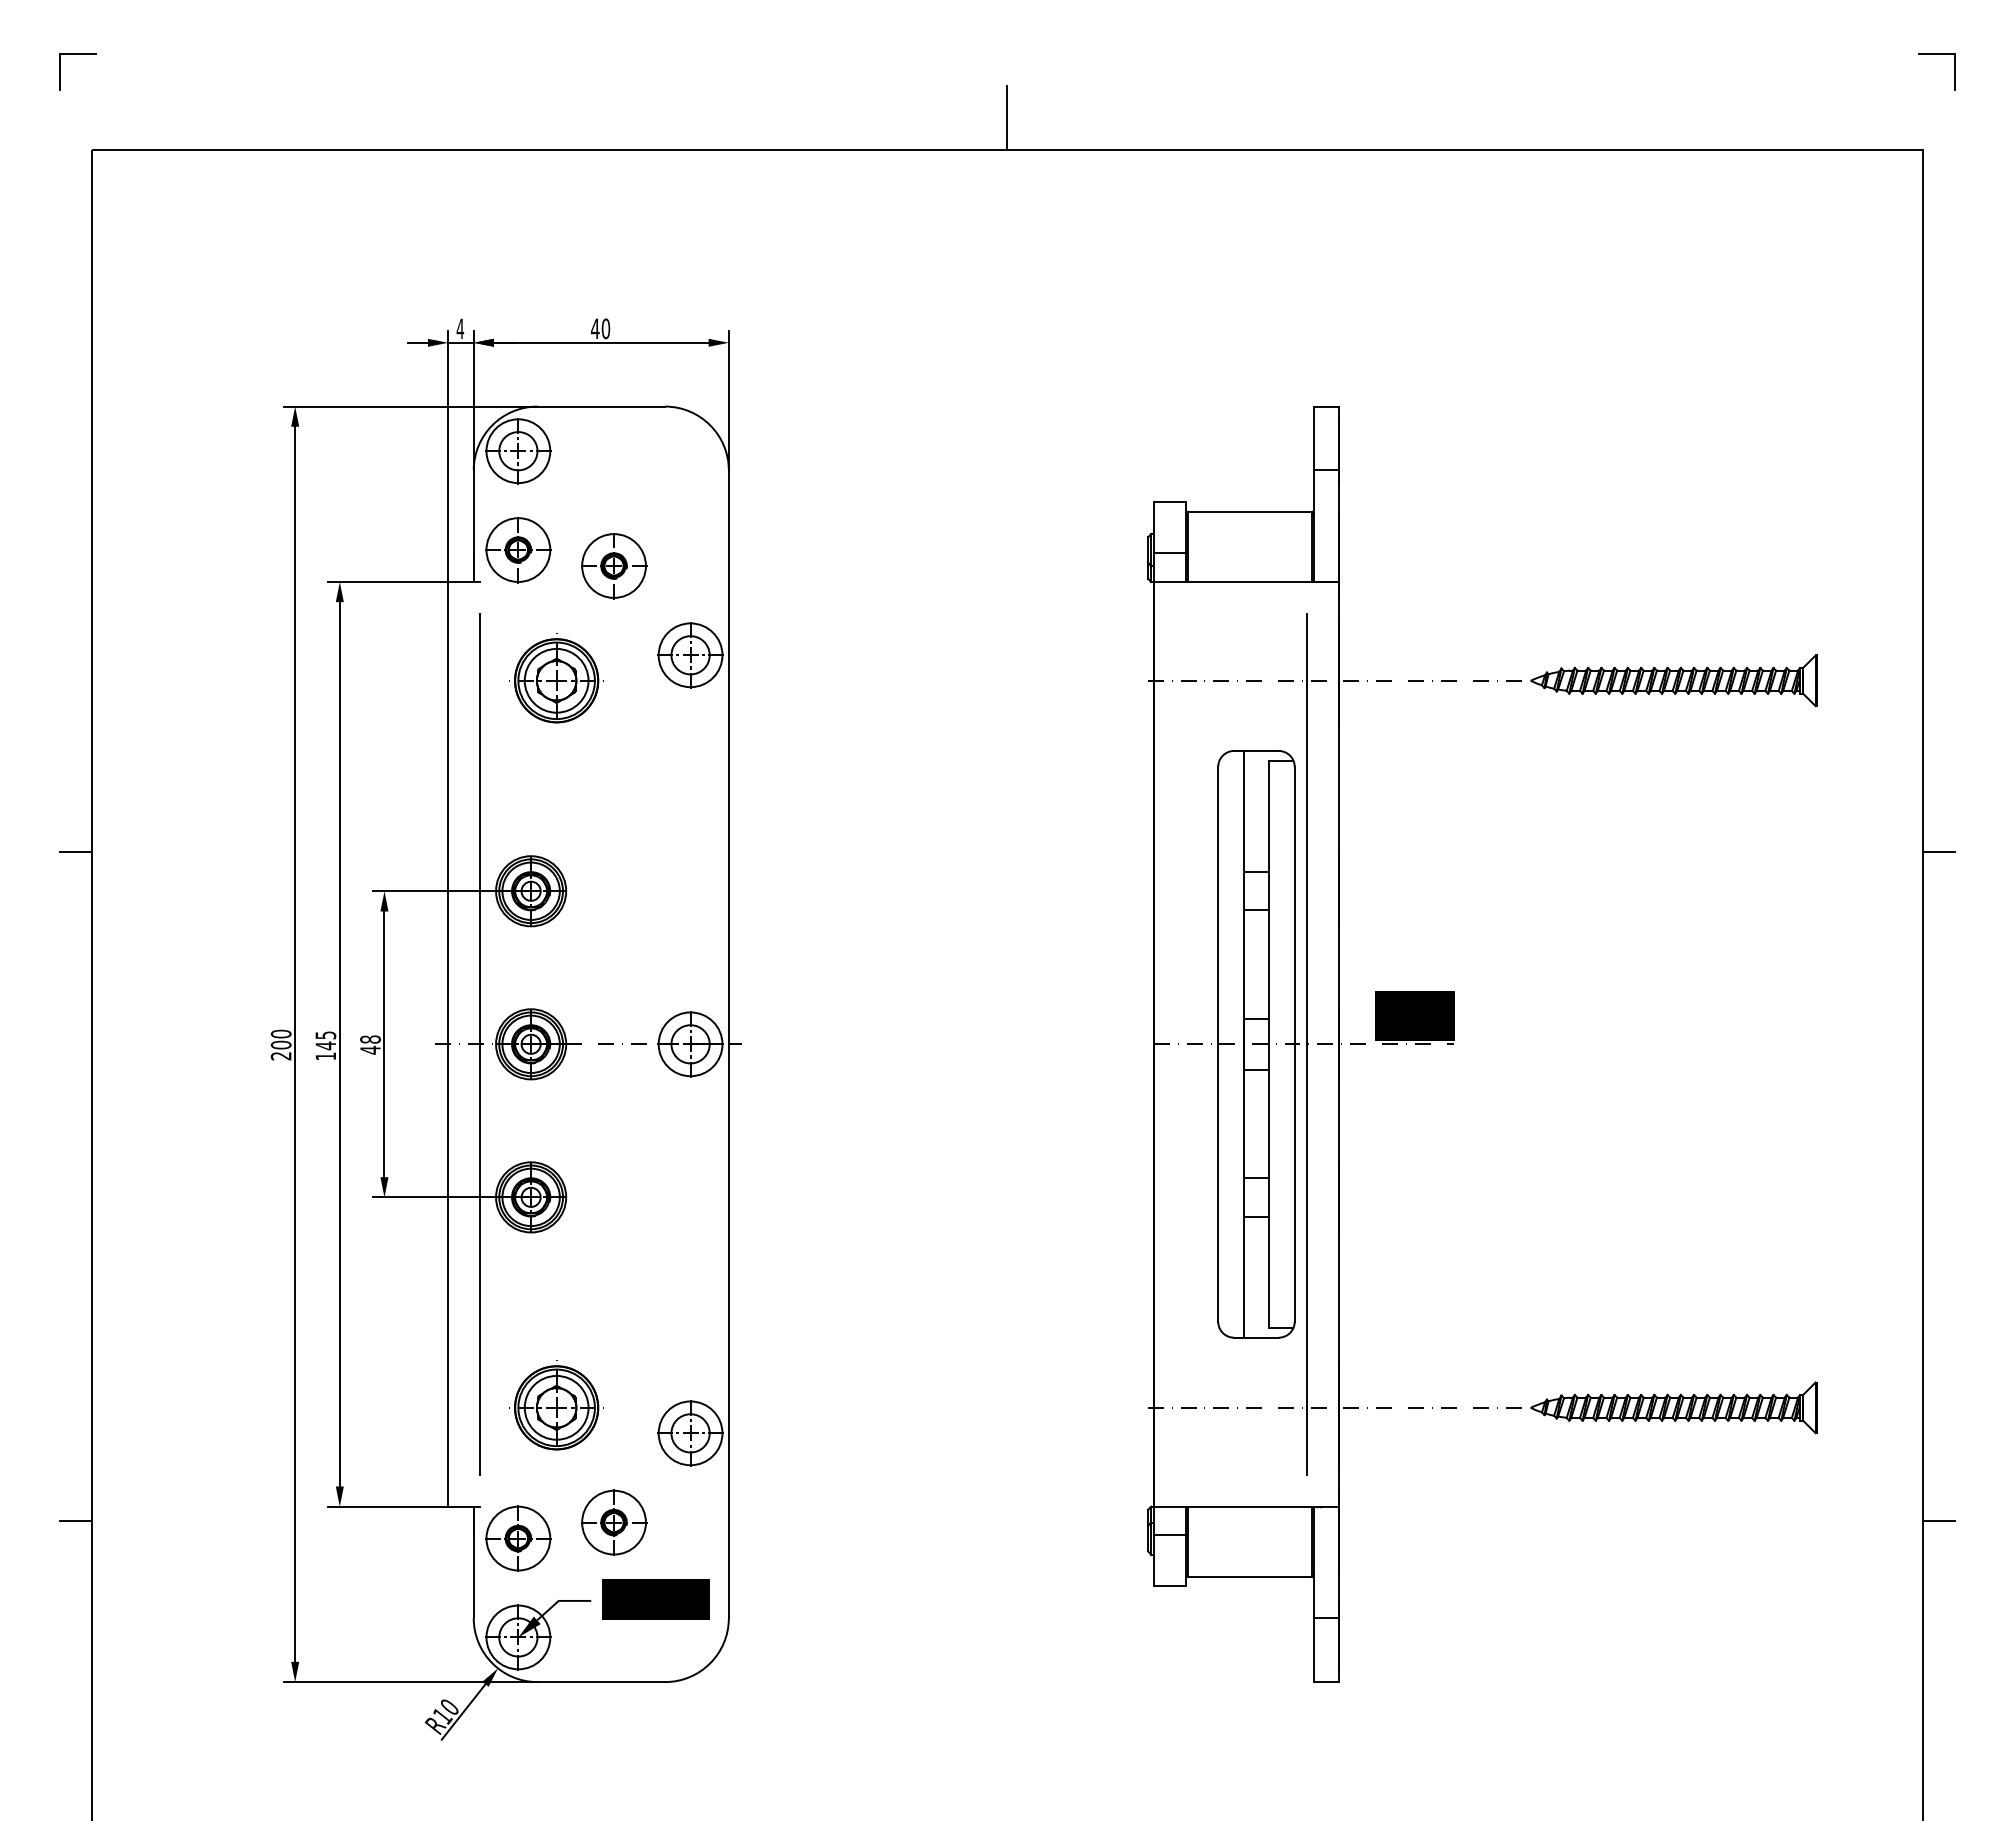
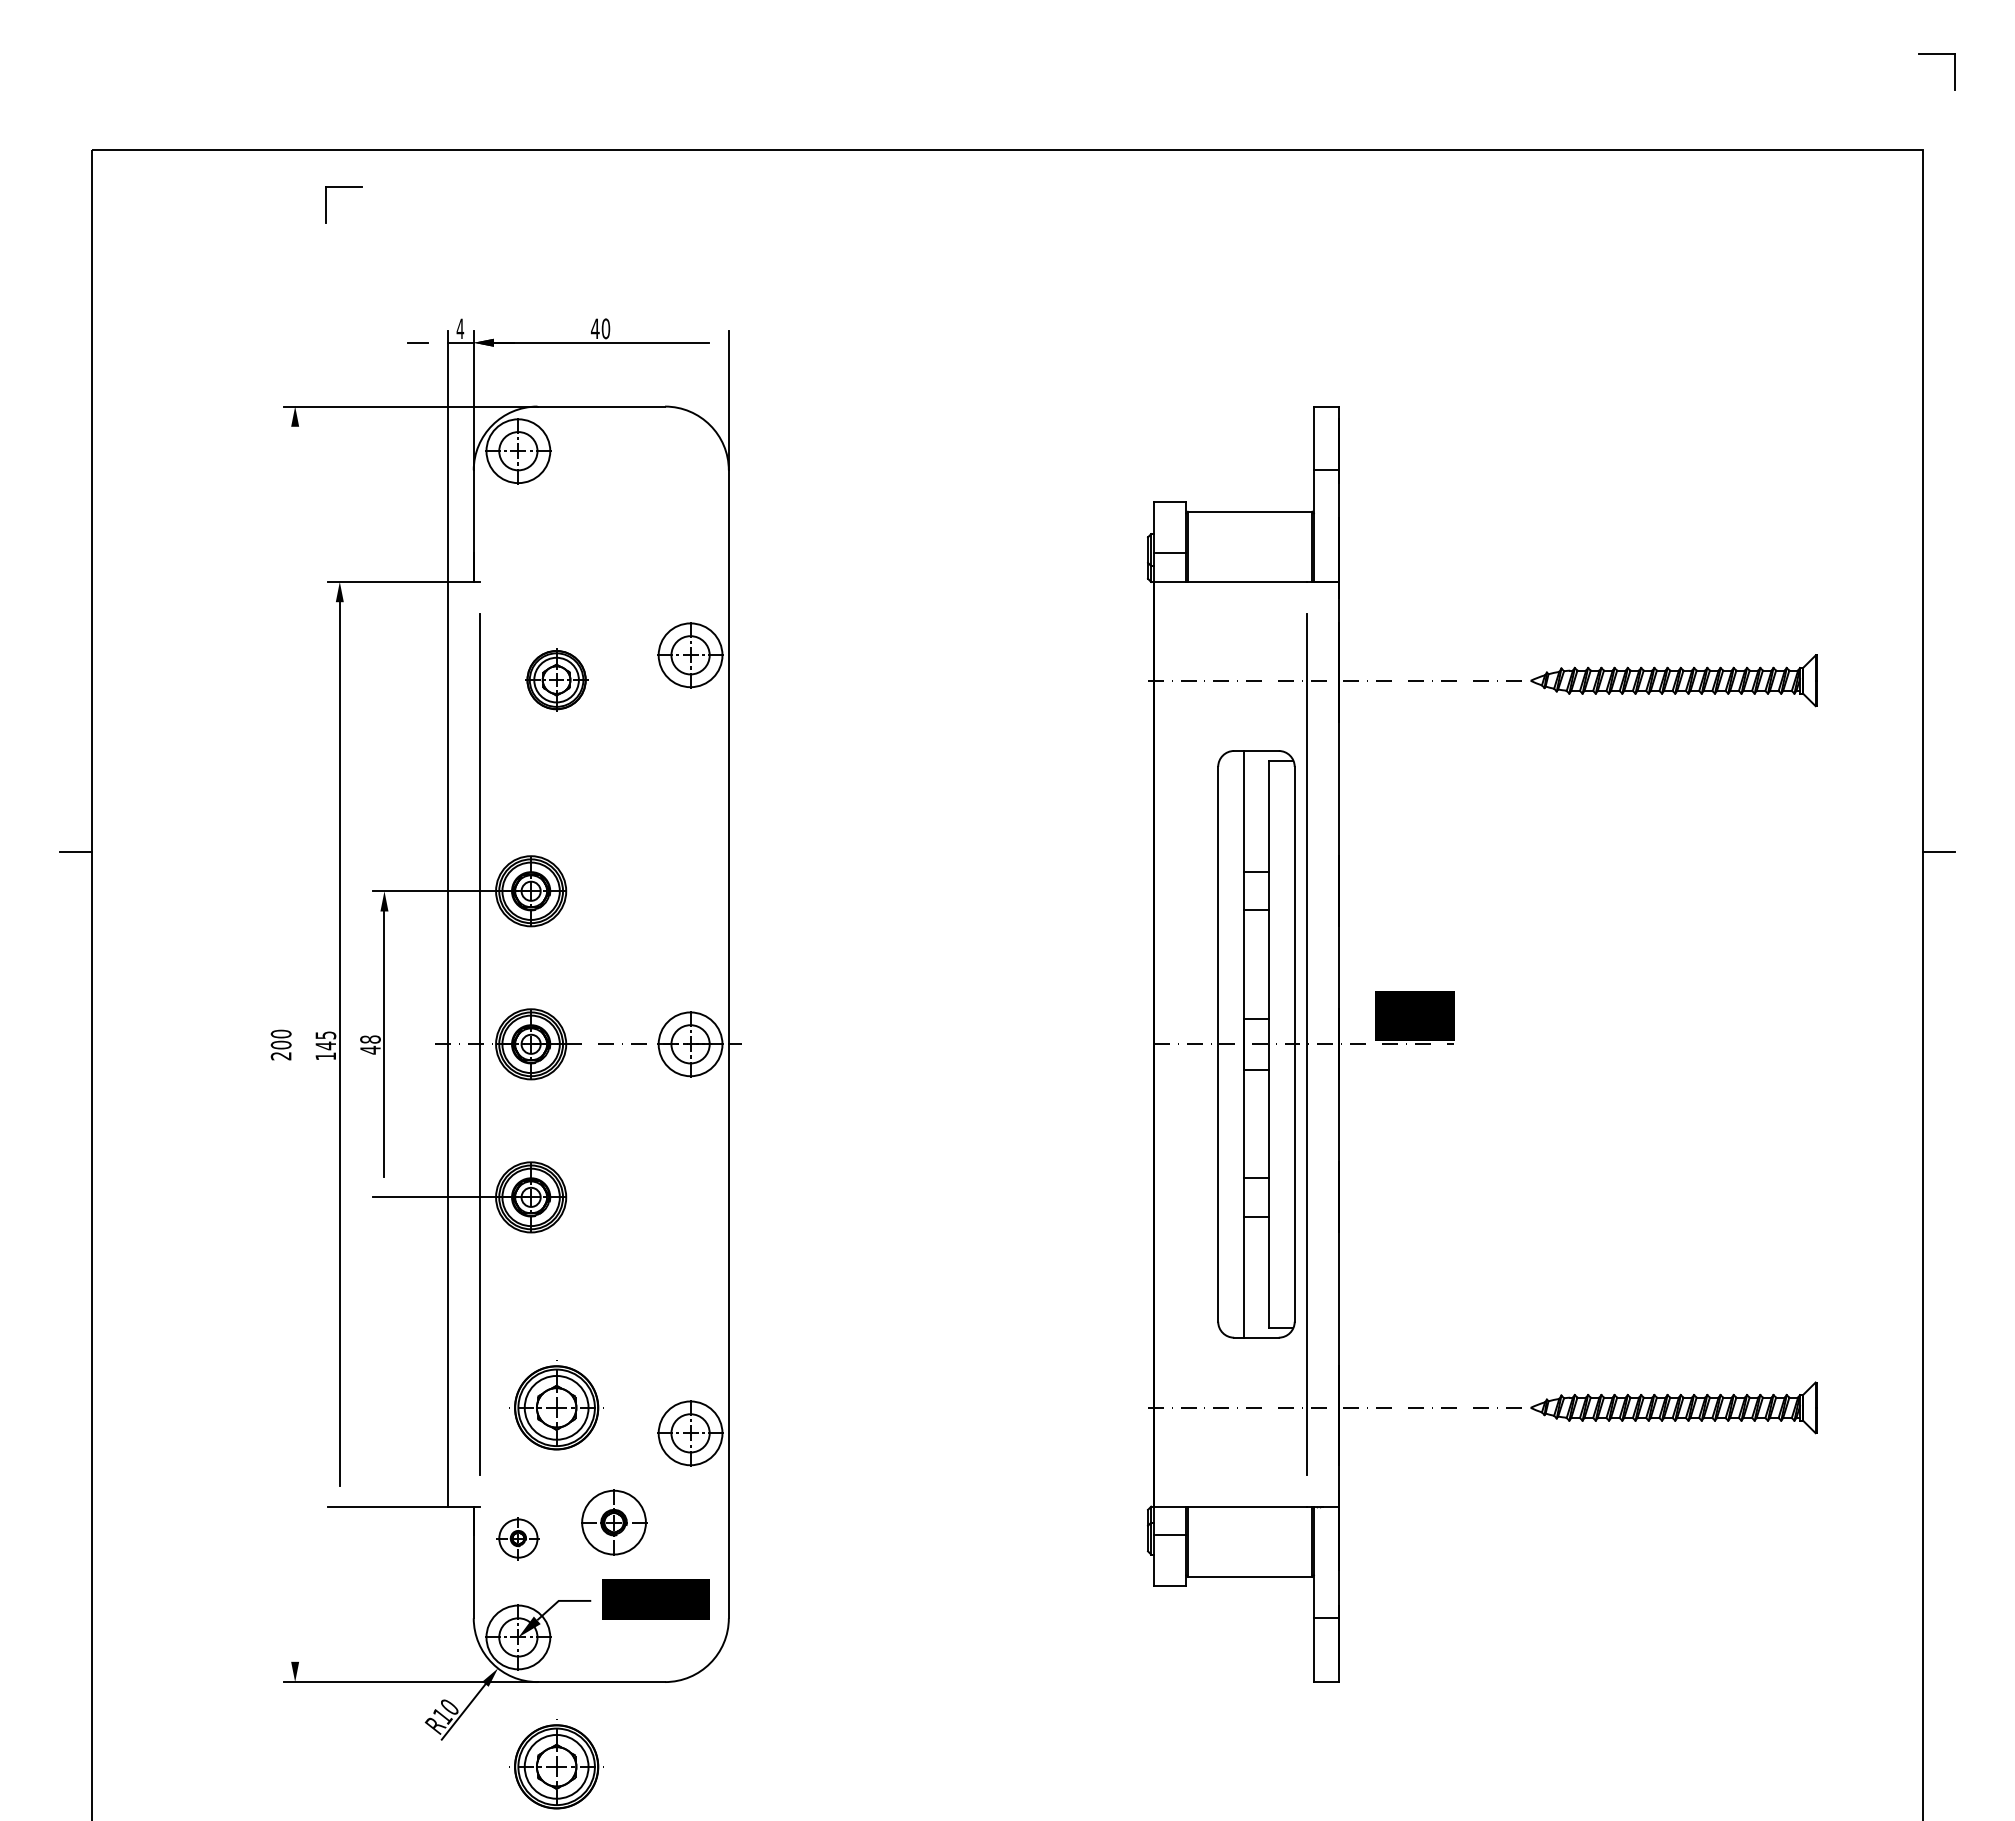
part position: (77, 54) -> (343, 187) (343, 187)
line: present -> none (1007, 118)
fill: present -> none (438, 342)
fill: present -> none (718, 342)
part: present -> none (518, 550)
part: present -> none (614, 566)
part size: 95x91 px -> 64x64 px (556, 679)
line: present -> none (295, 1043)
fill: present -> none (384, 1187)
fill: present -> none (339, 1496)
line: present -> none (76, 1521)
line: present -> none (1938, 1521)
part size: 67x67 px -> 44x44 px (517, 1538)
part: none -> present (556, 1764)
